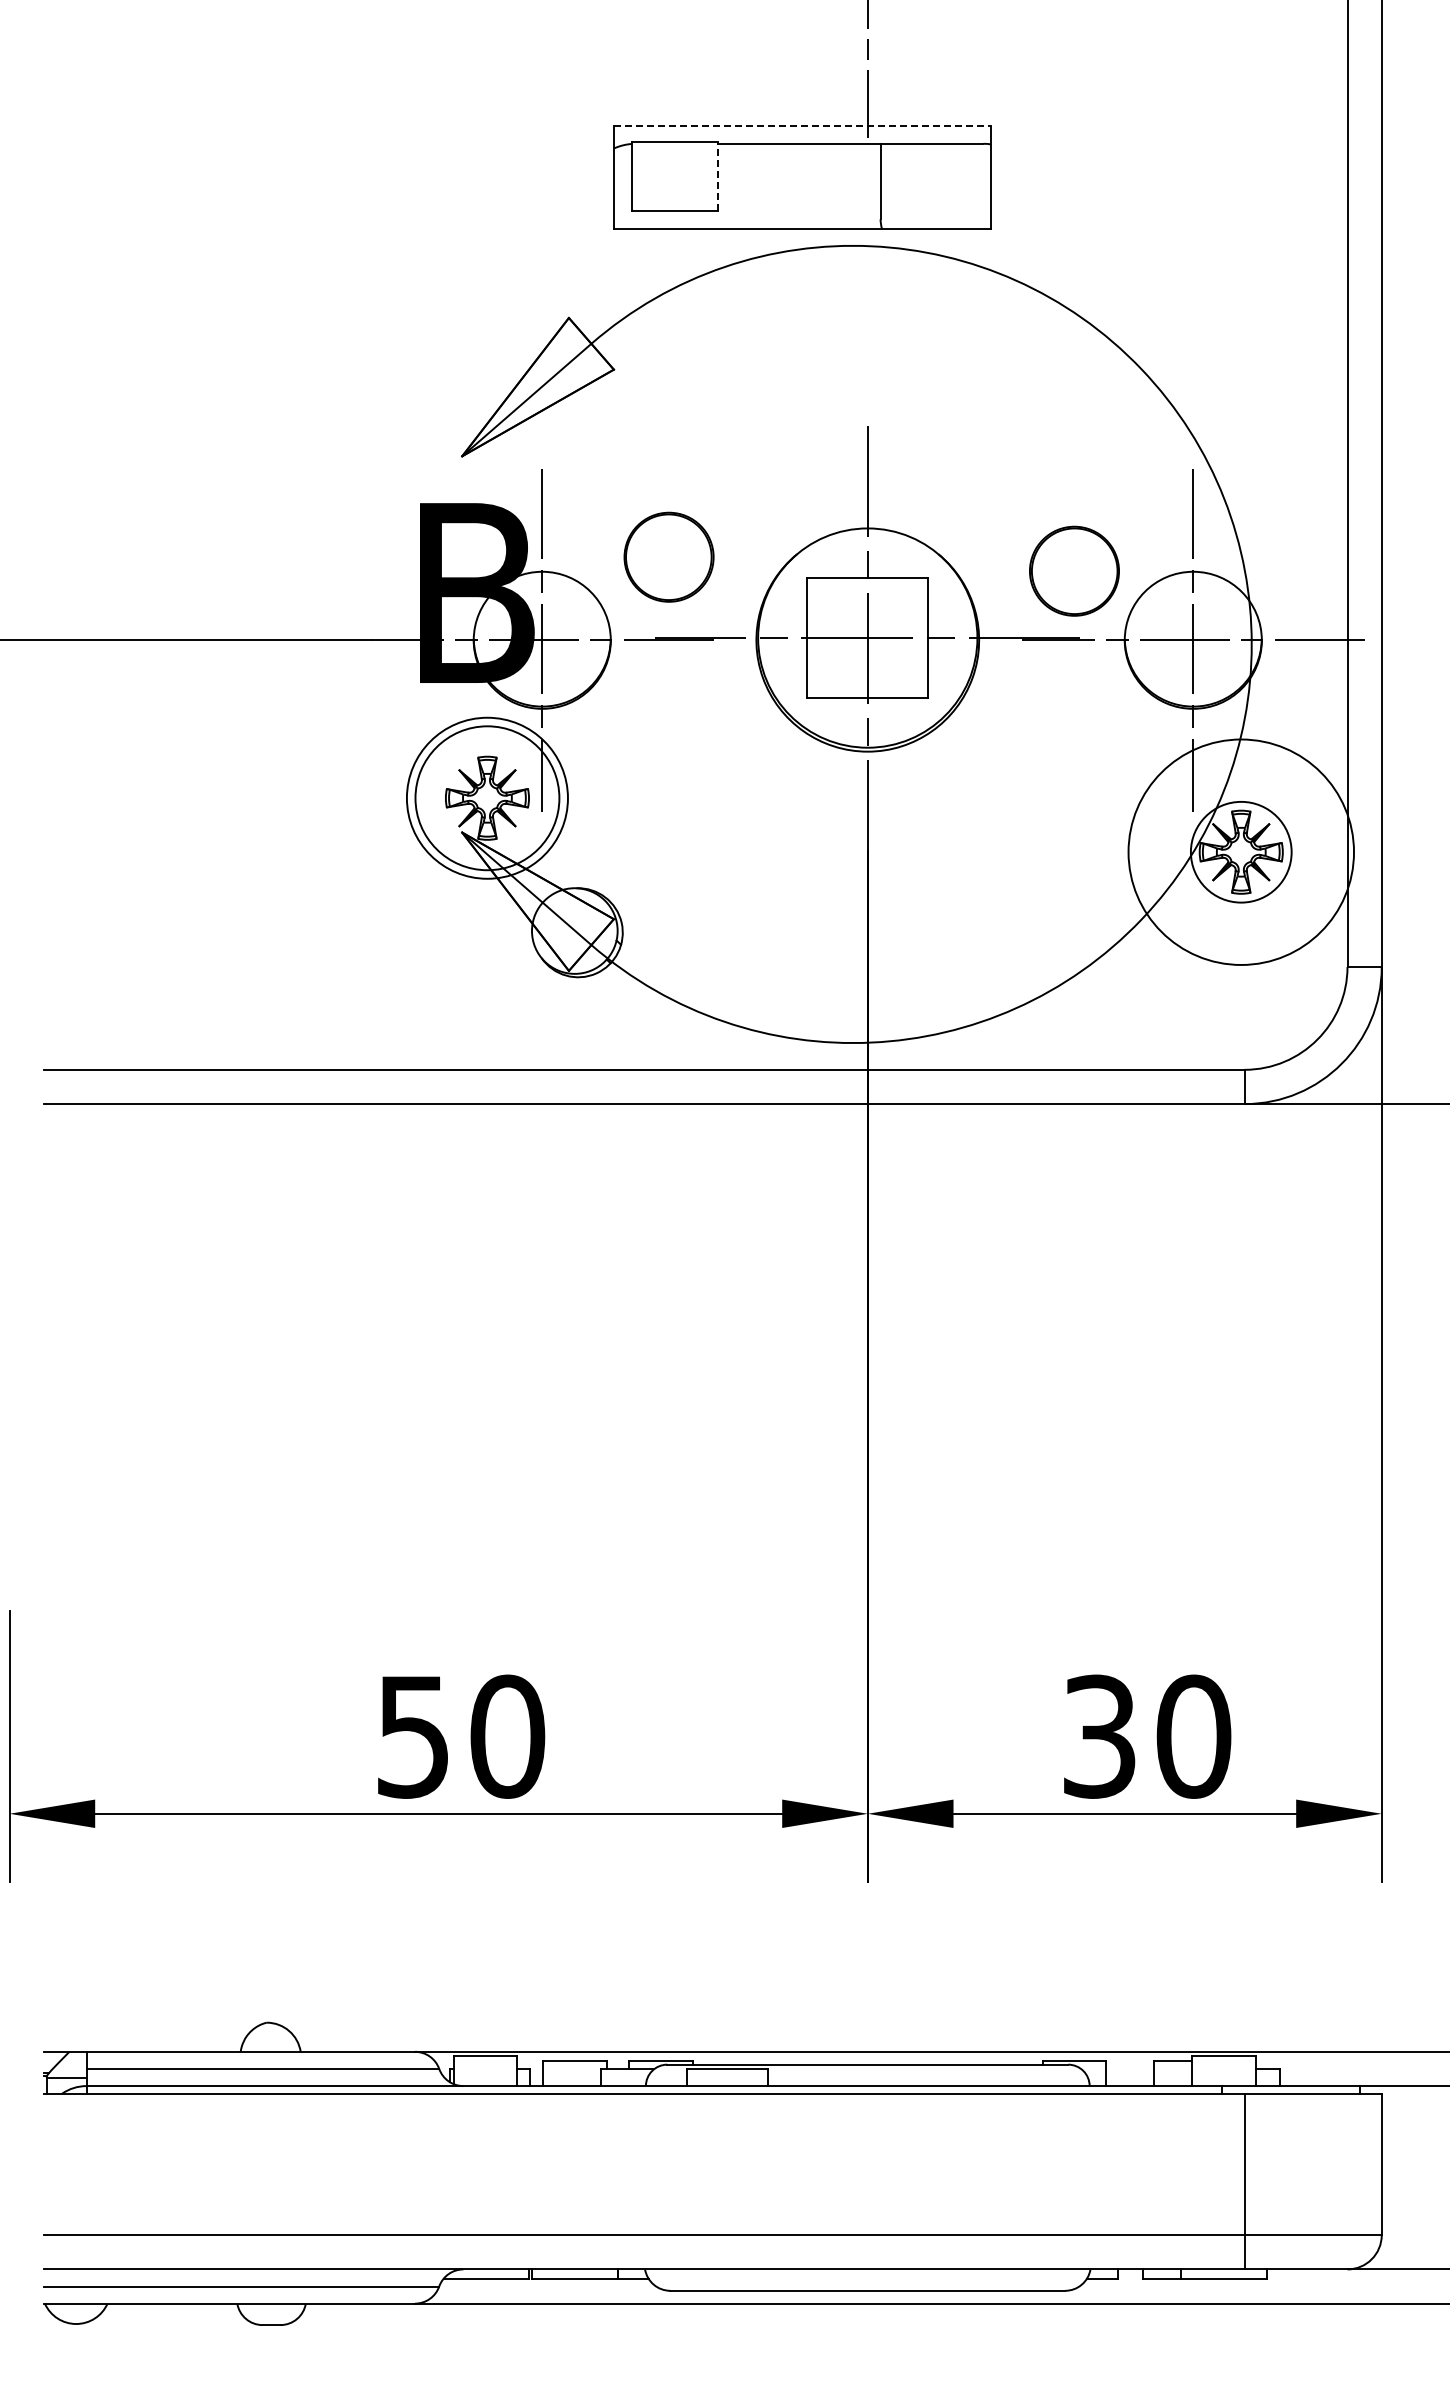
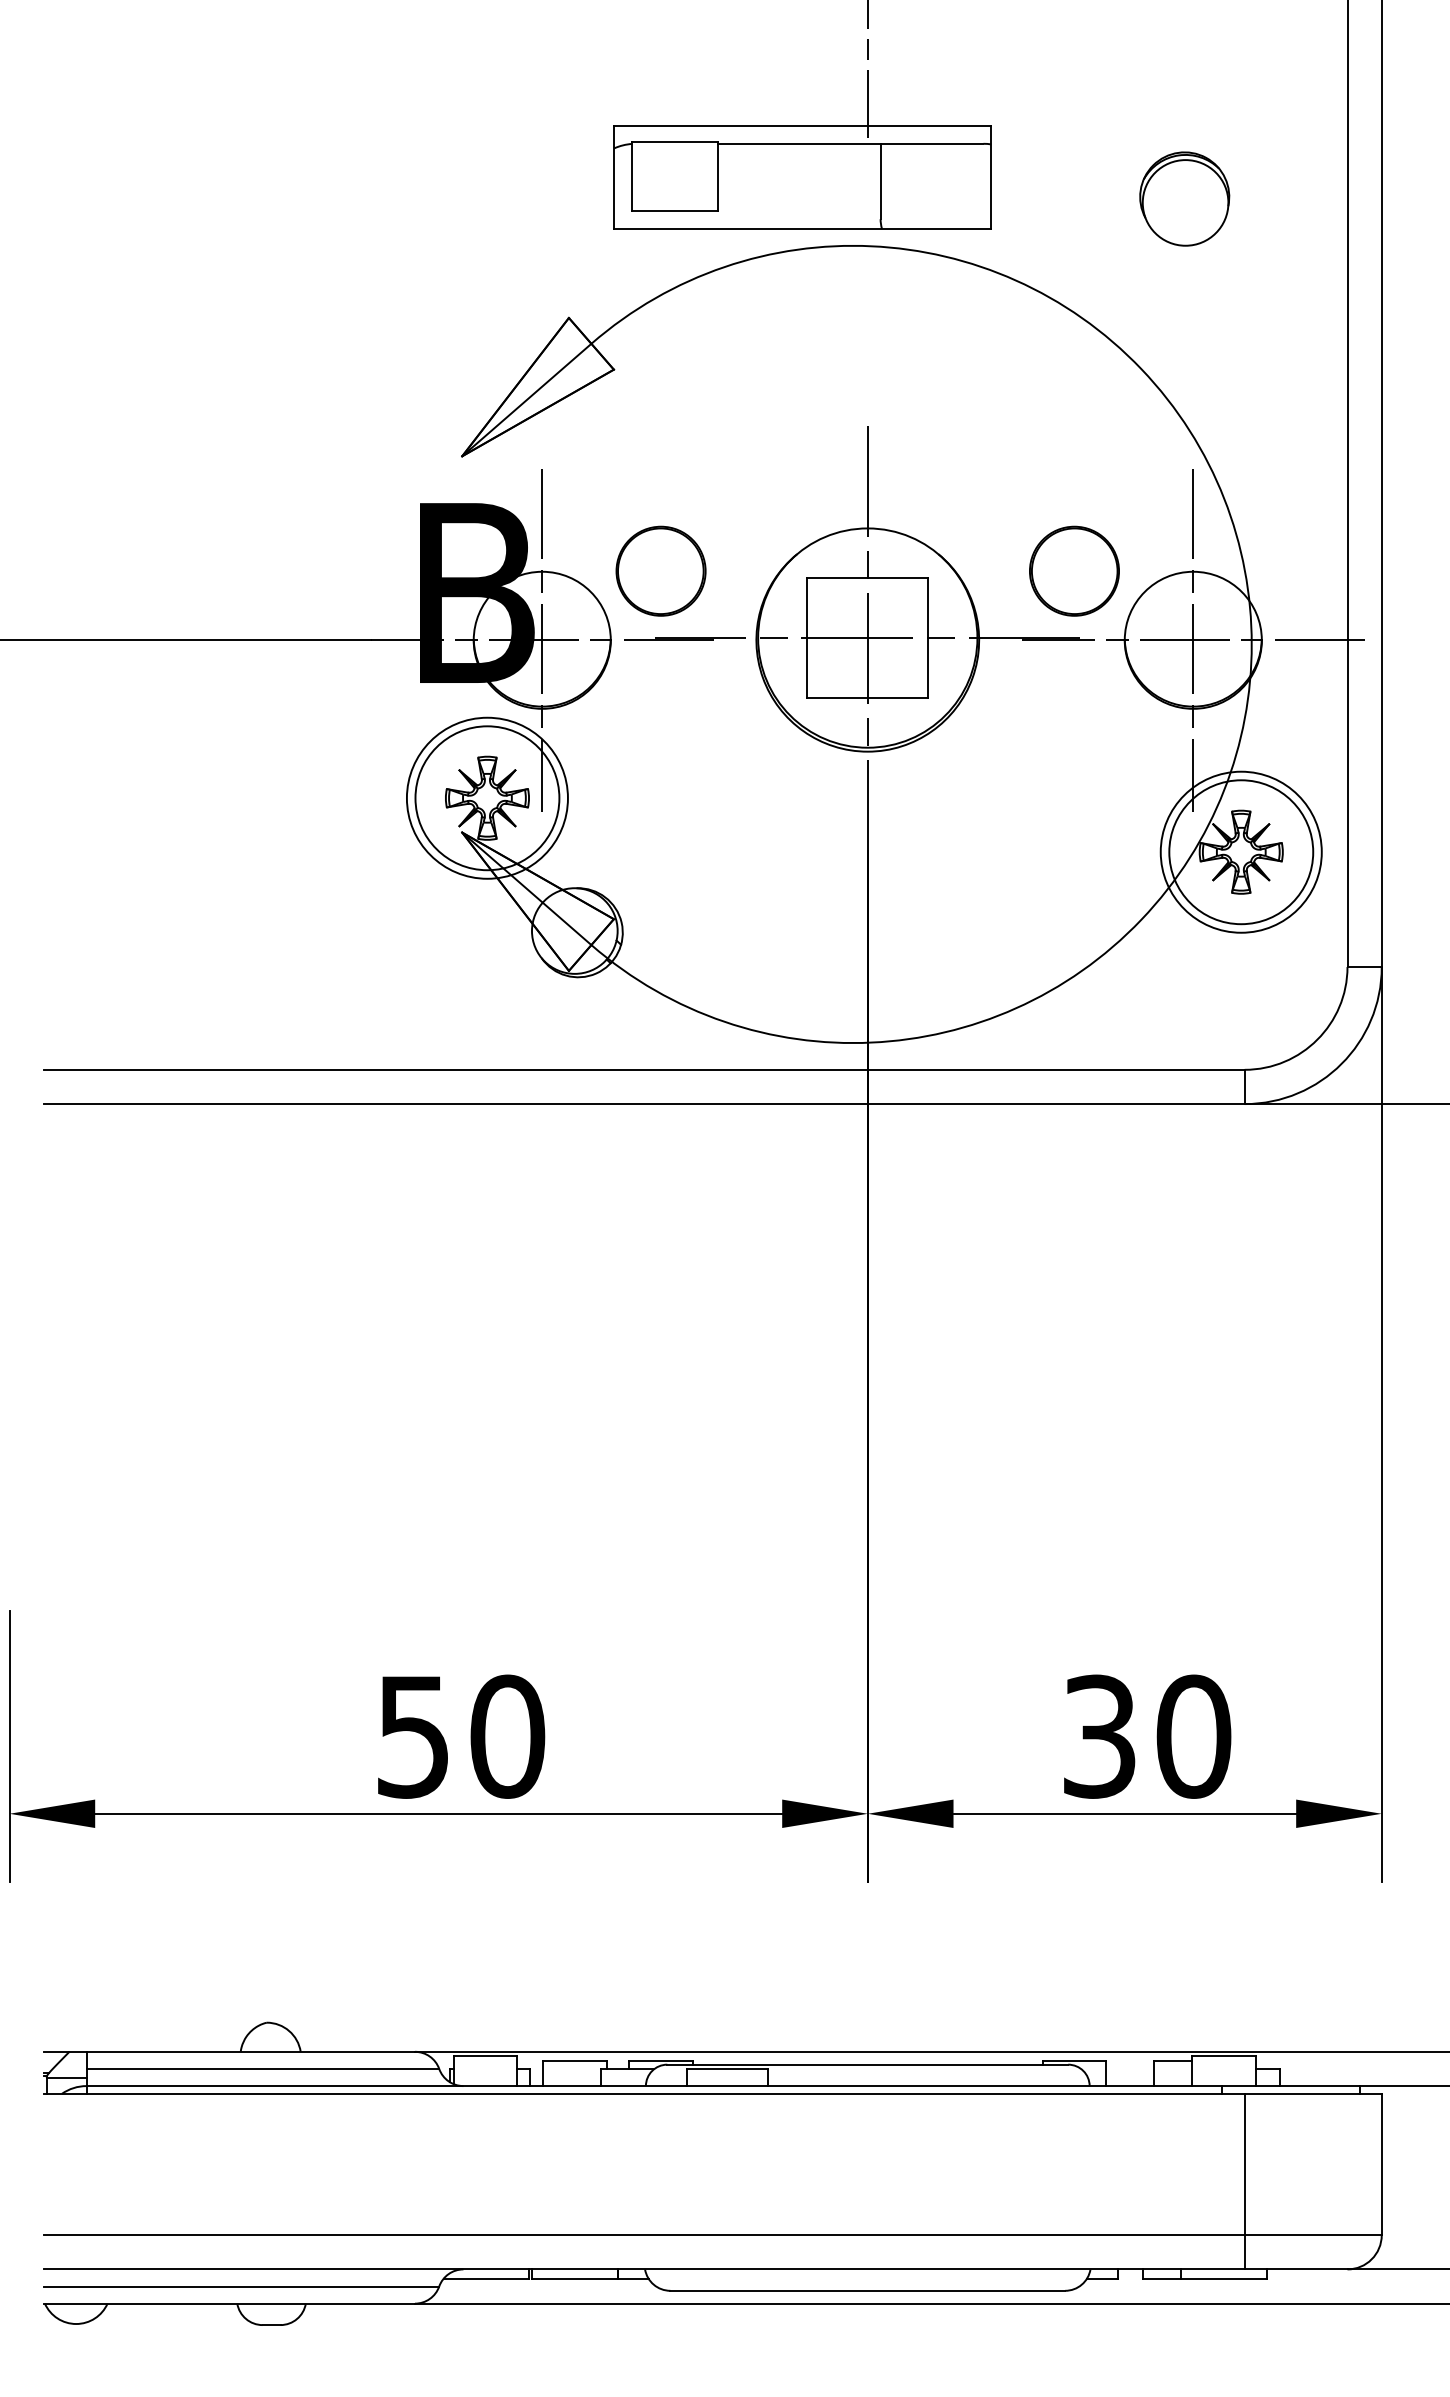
line: dashed -> solid (803, 125)
line: dashed -> solid (717, 175)
part: none -> present (1184, 198)
part position: (668, 556) -> (660, 570) (660, 570)
circle diameter: 101 px -> 144 px (1241, 852)
circle diameter: 225 px -> 161 px (1240, 851)
